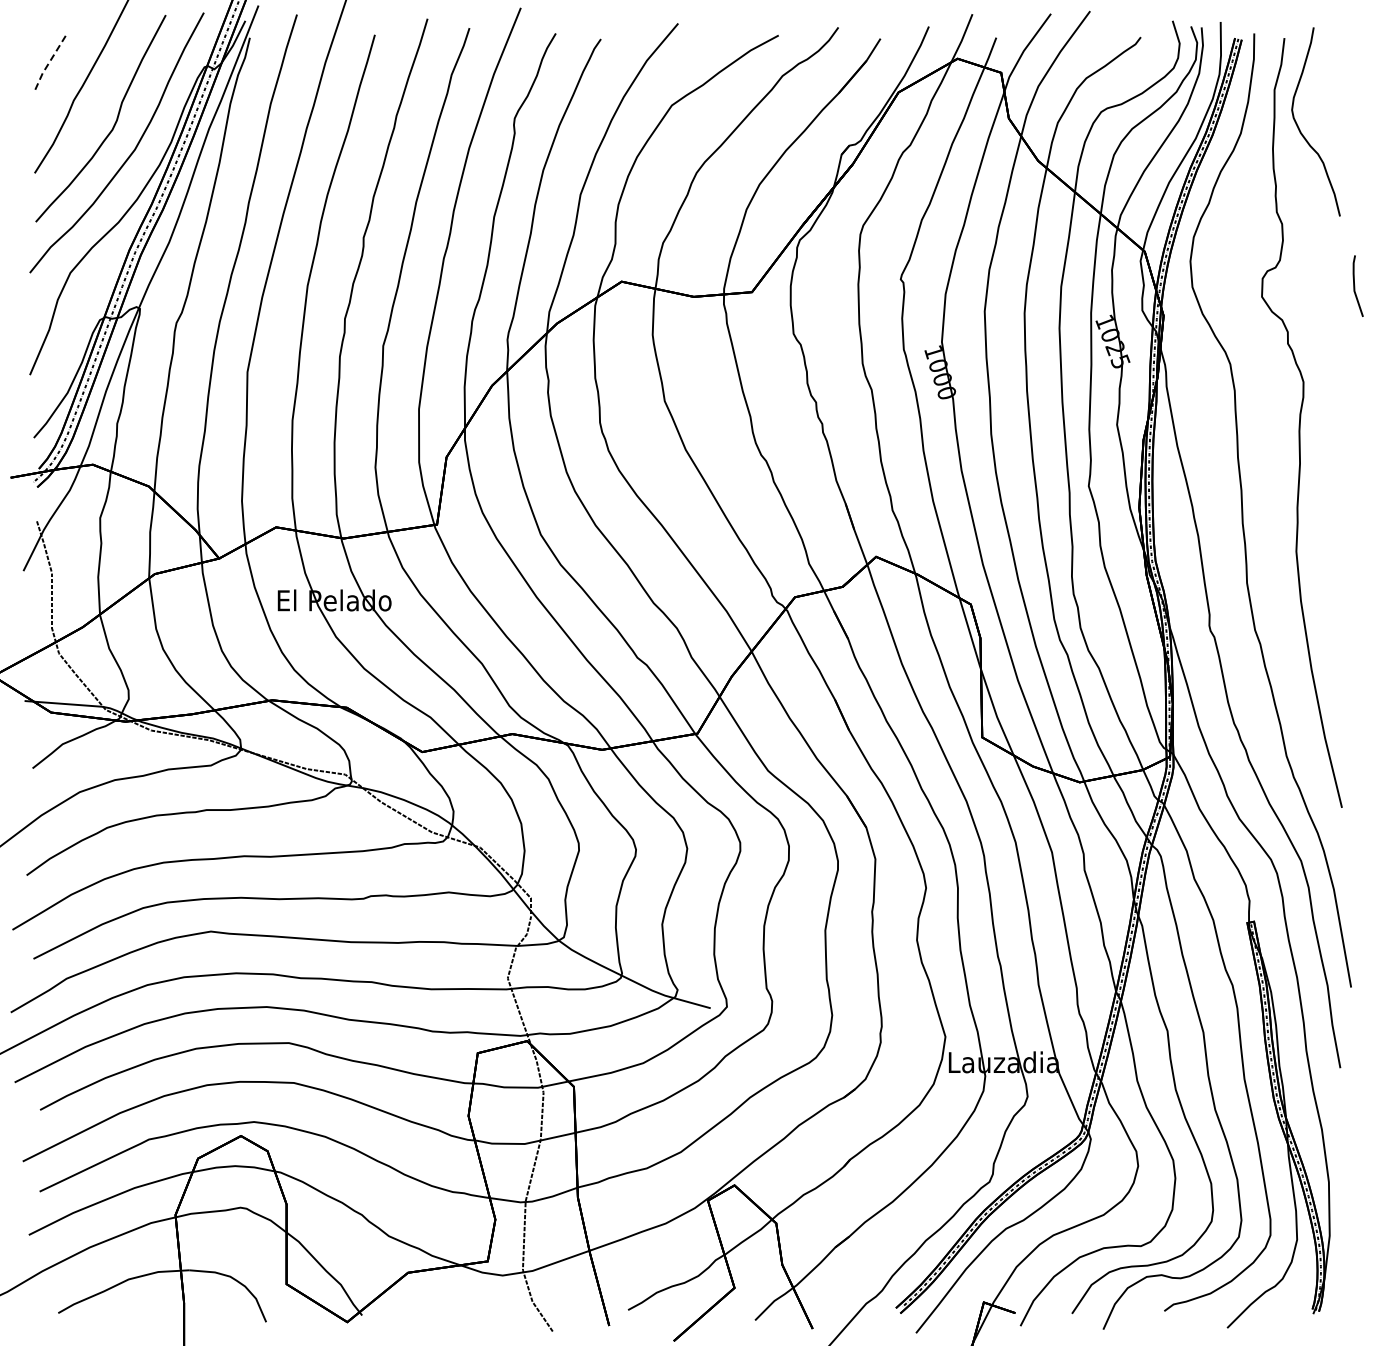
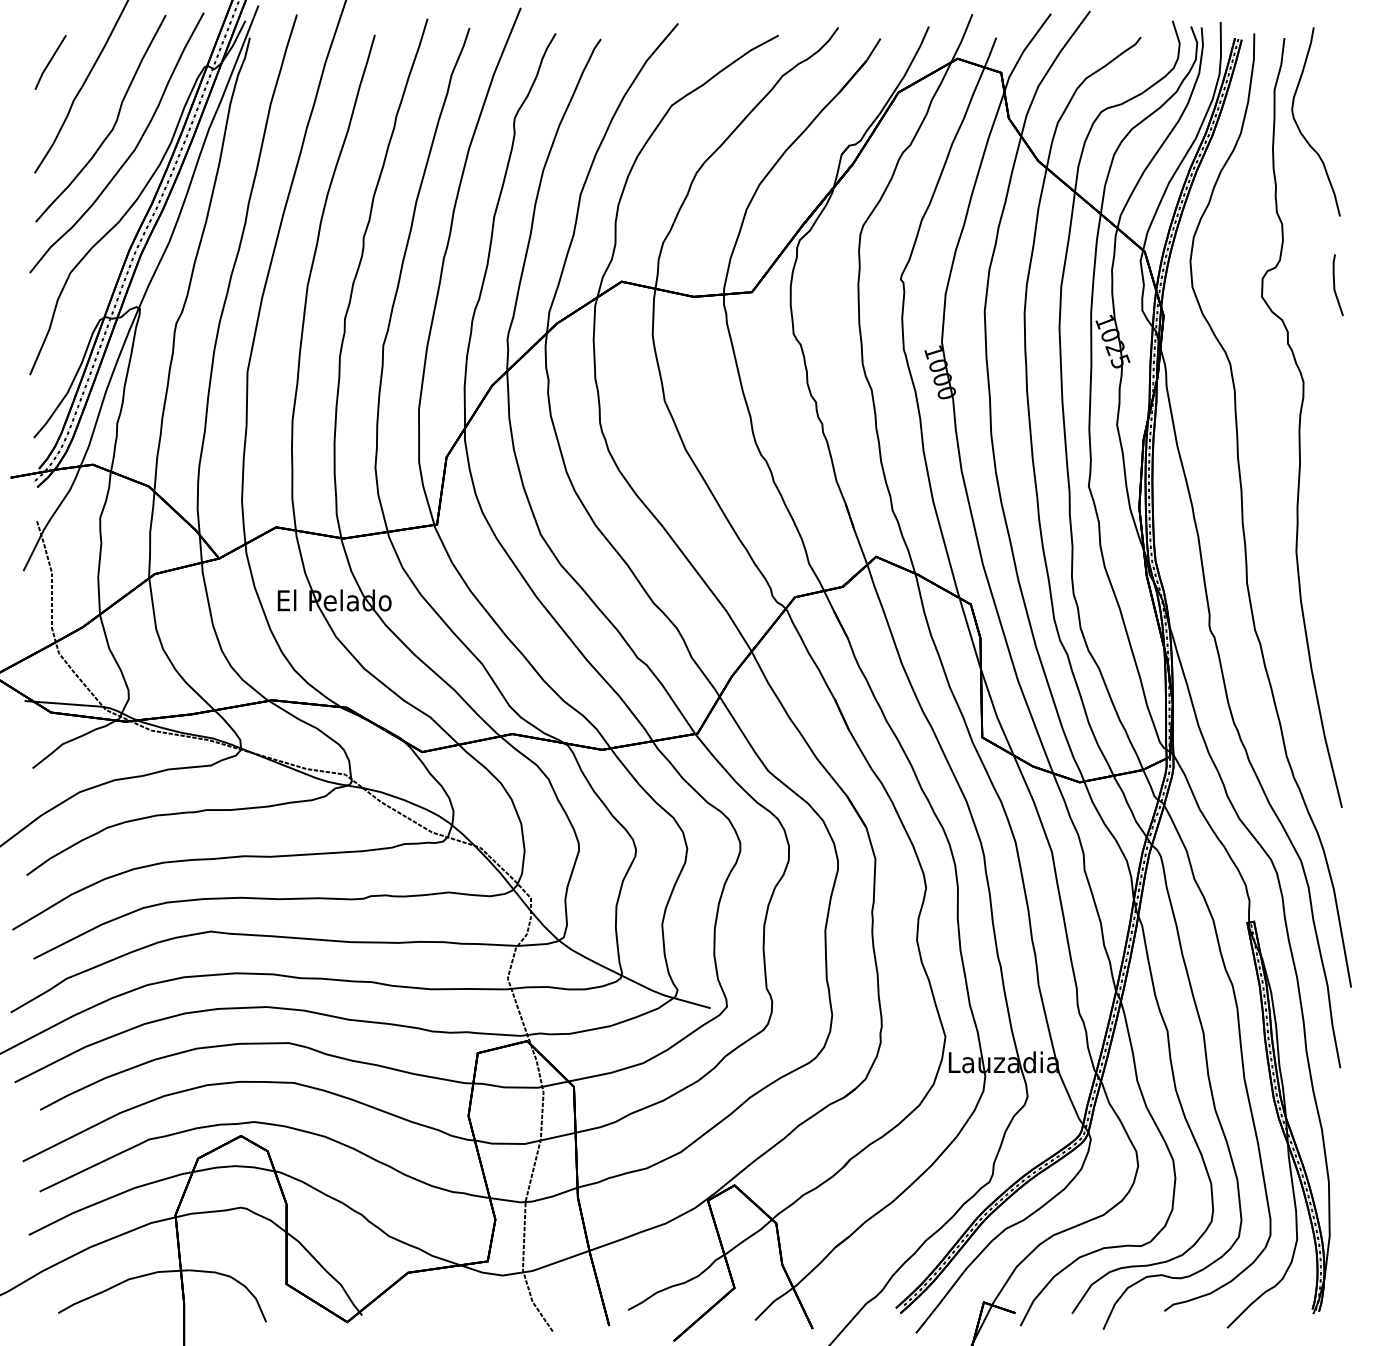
line: dashed -> solid (49, 62)
line position: (1355, 285) -> (1335, 284) (1335, 284)
